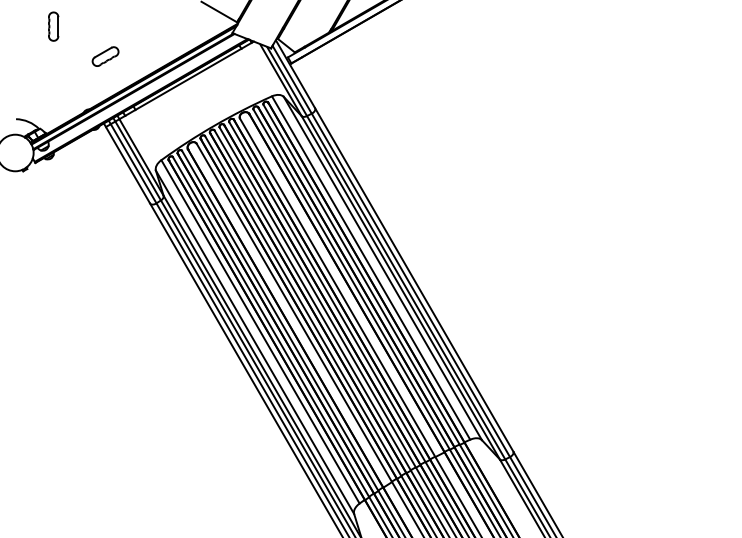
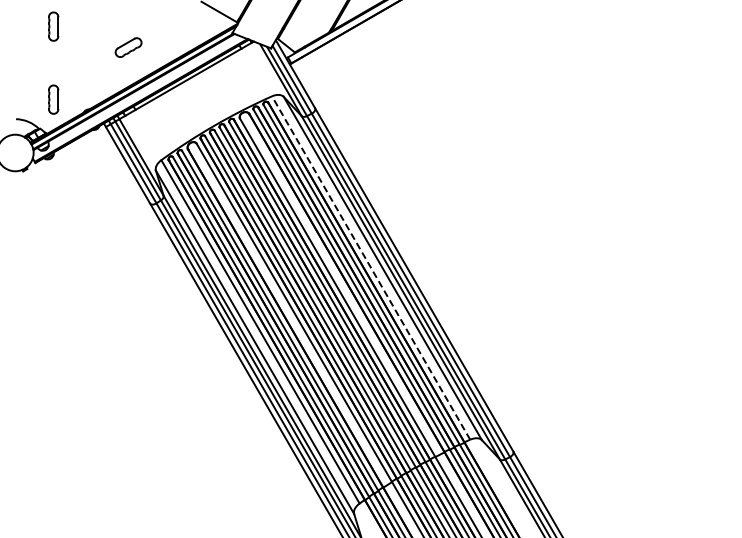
part position: (105, 56) -> (128, 47) (128, 47)
part: none -> present (53, 99)
line: solid -> dashed (370, 267)
